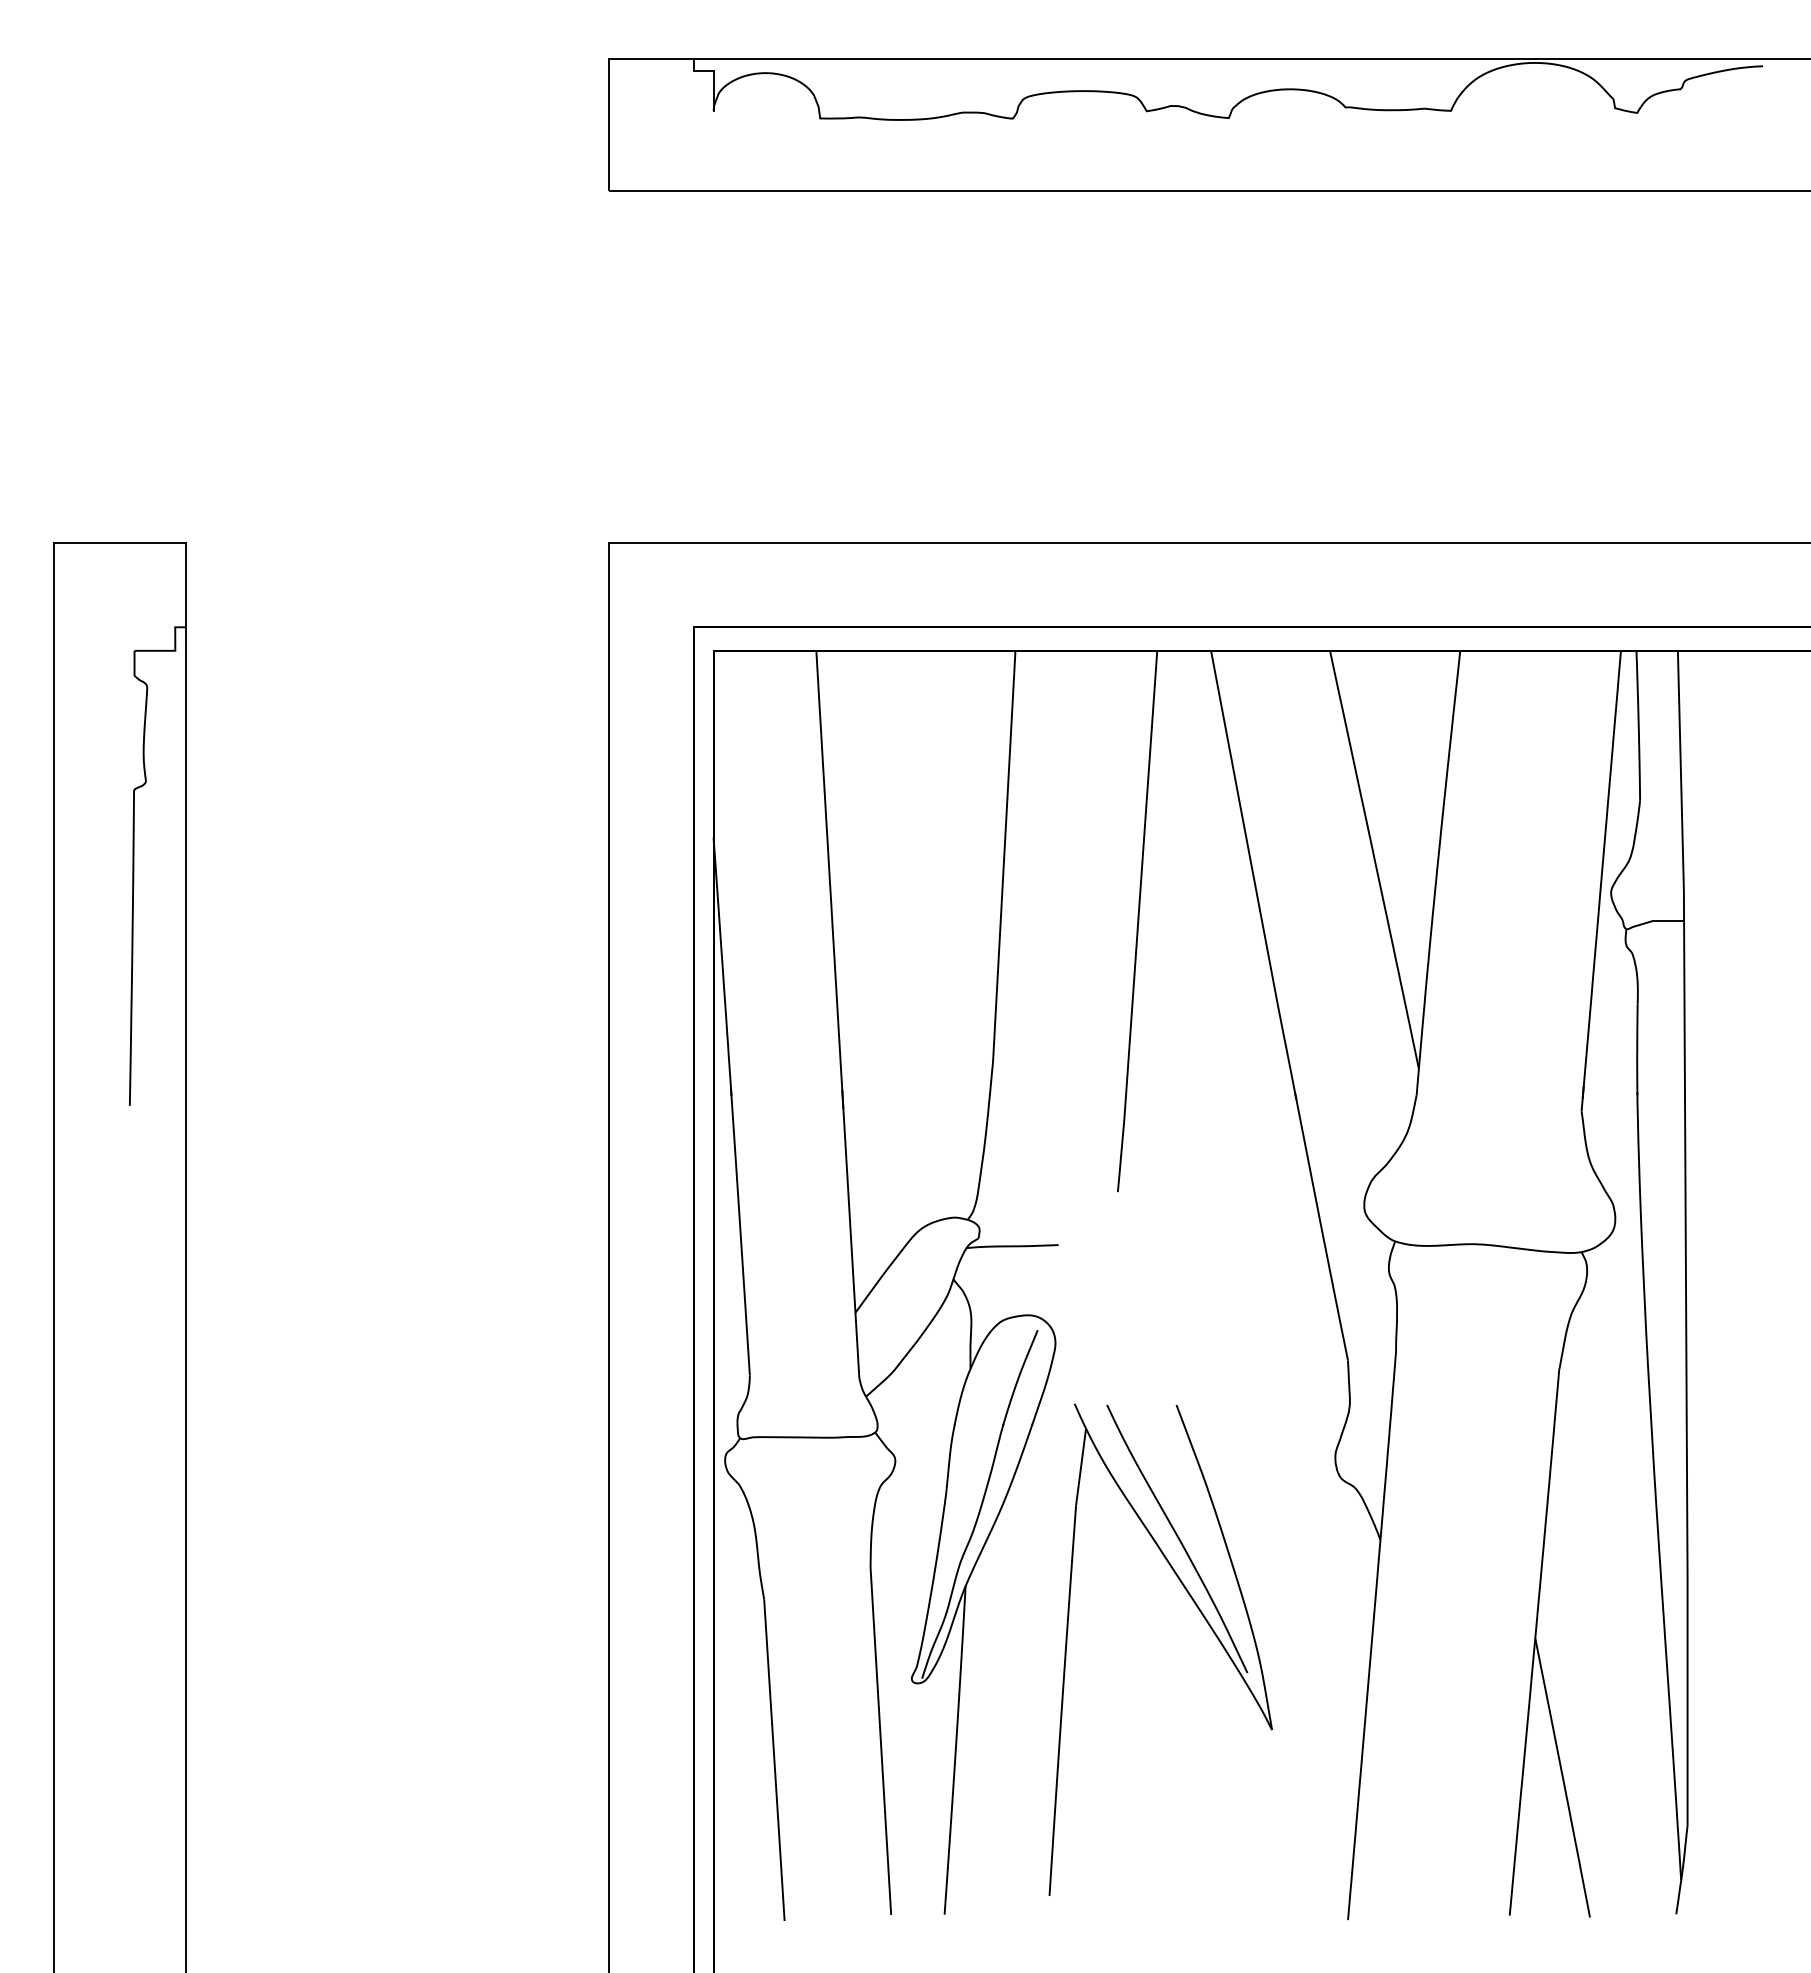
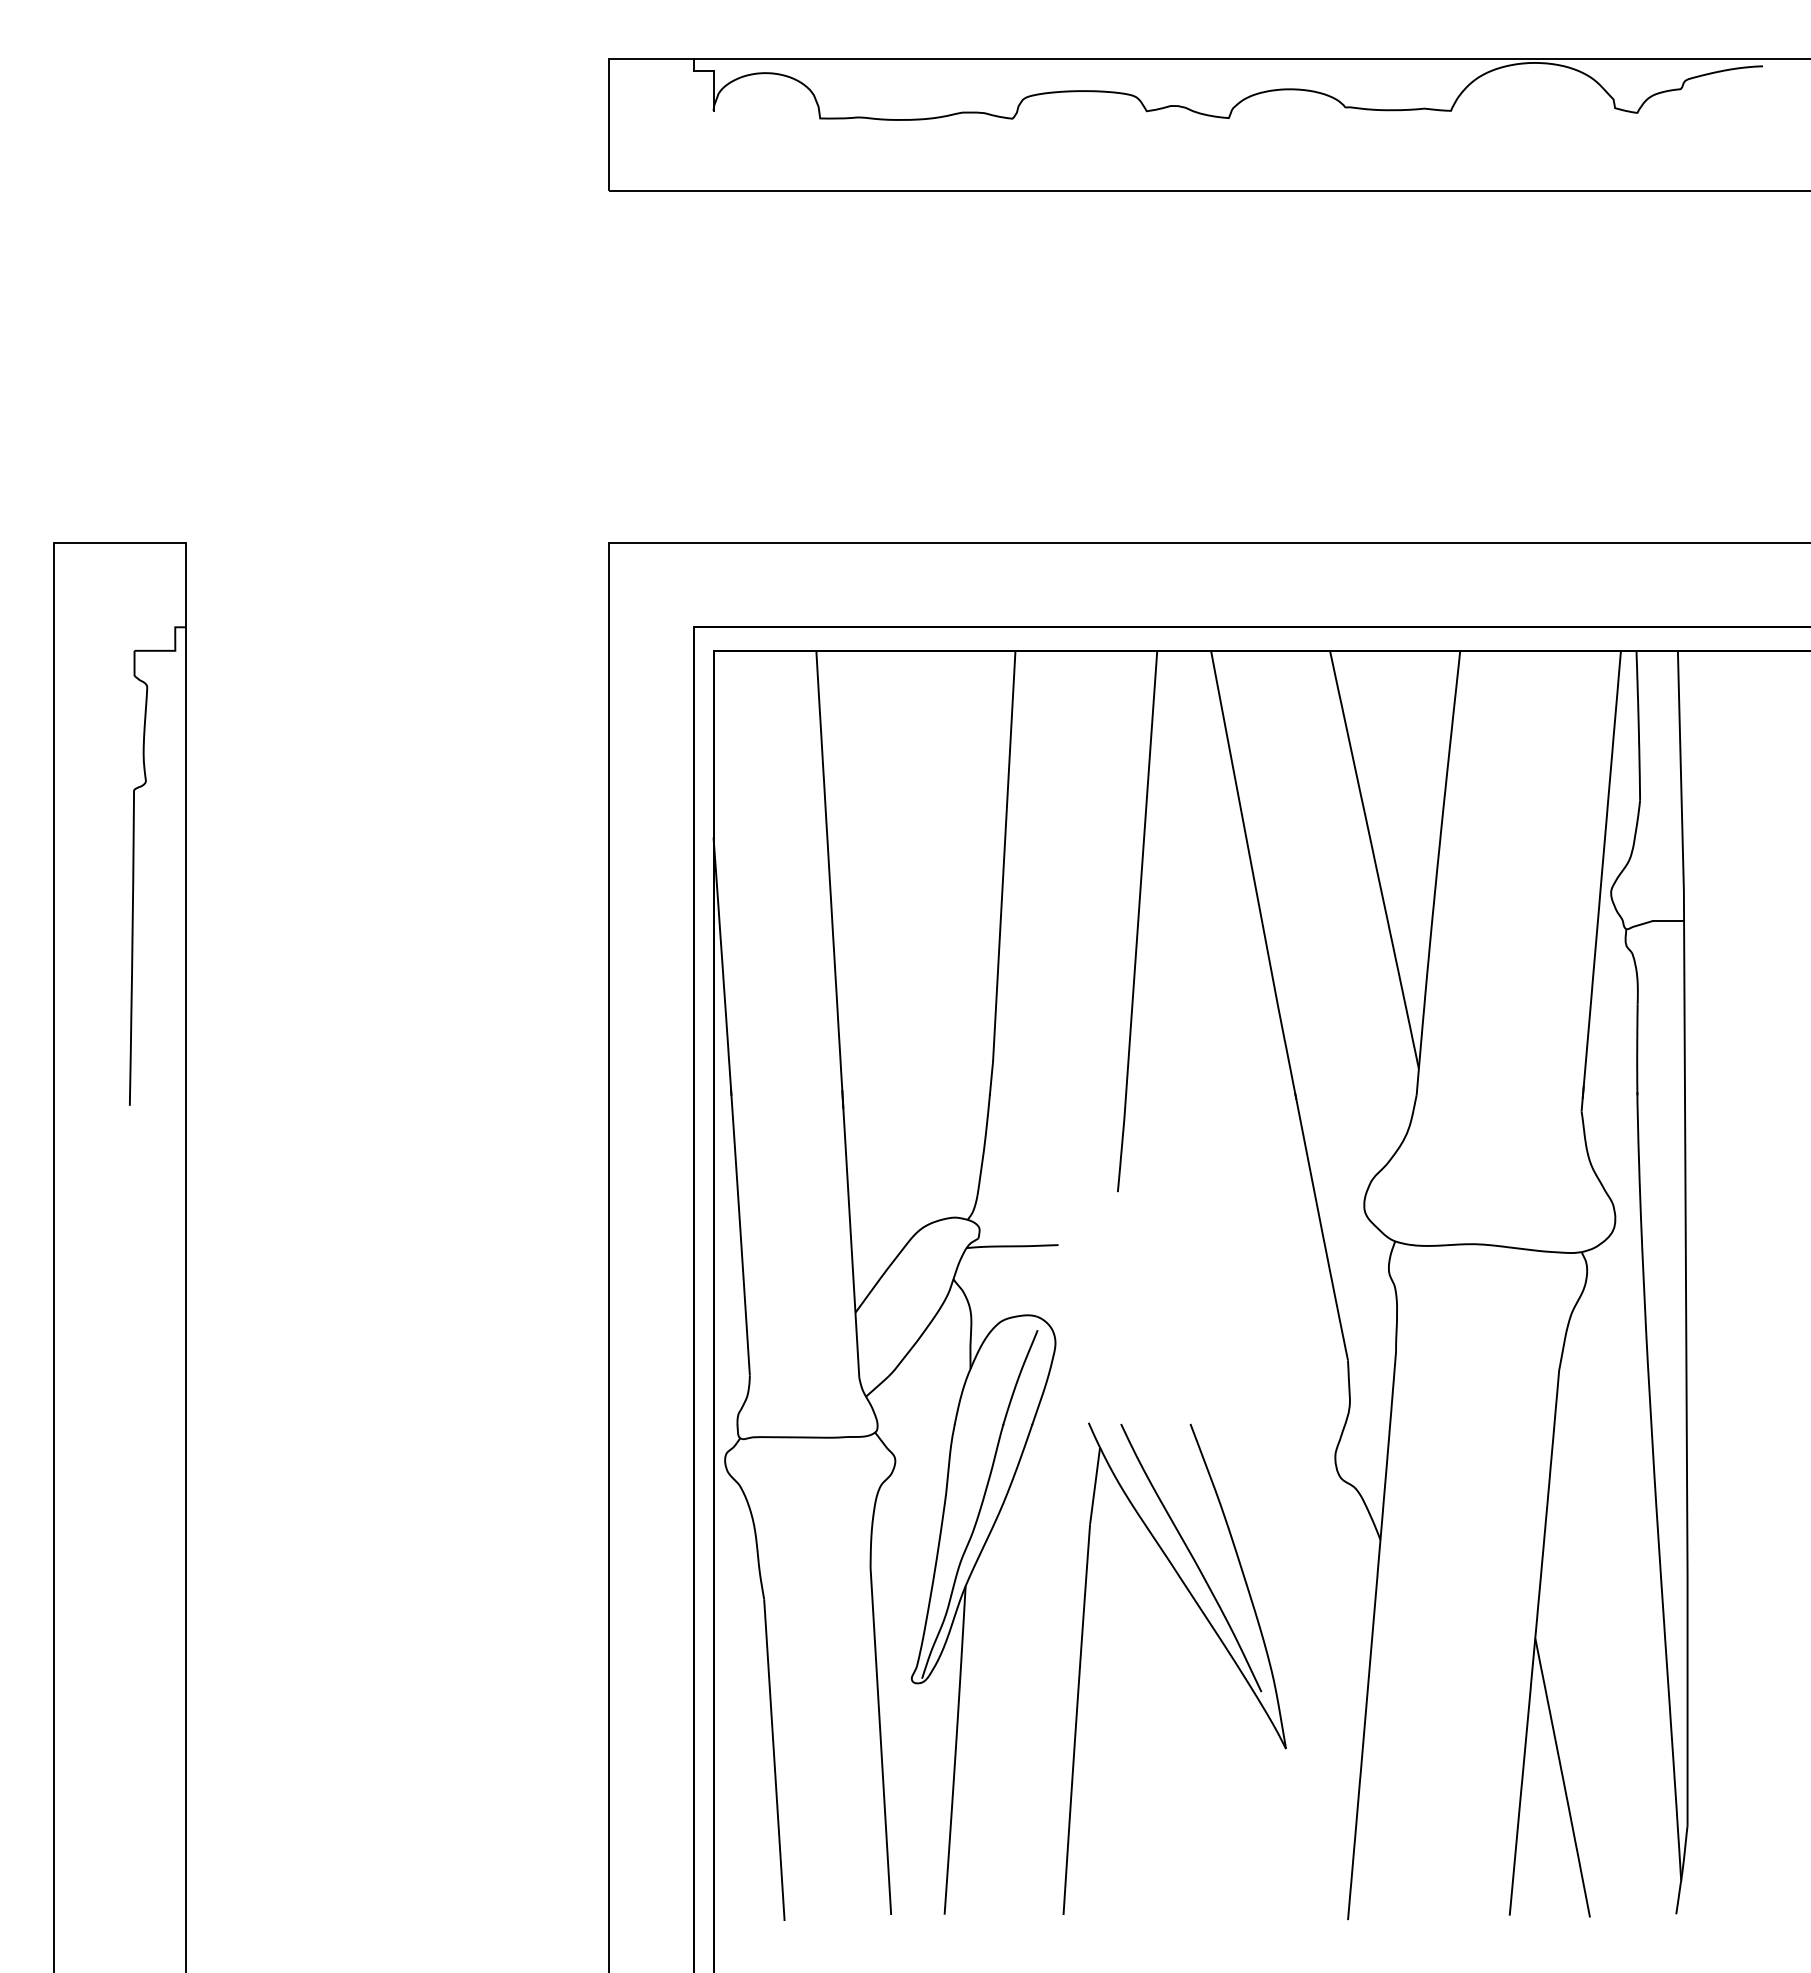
part position: (1204, 1619) -> (1218, 1638) (1218, 1638)
